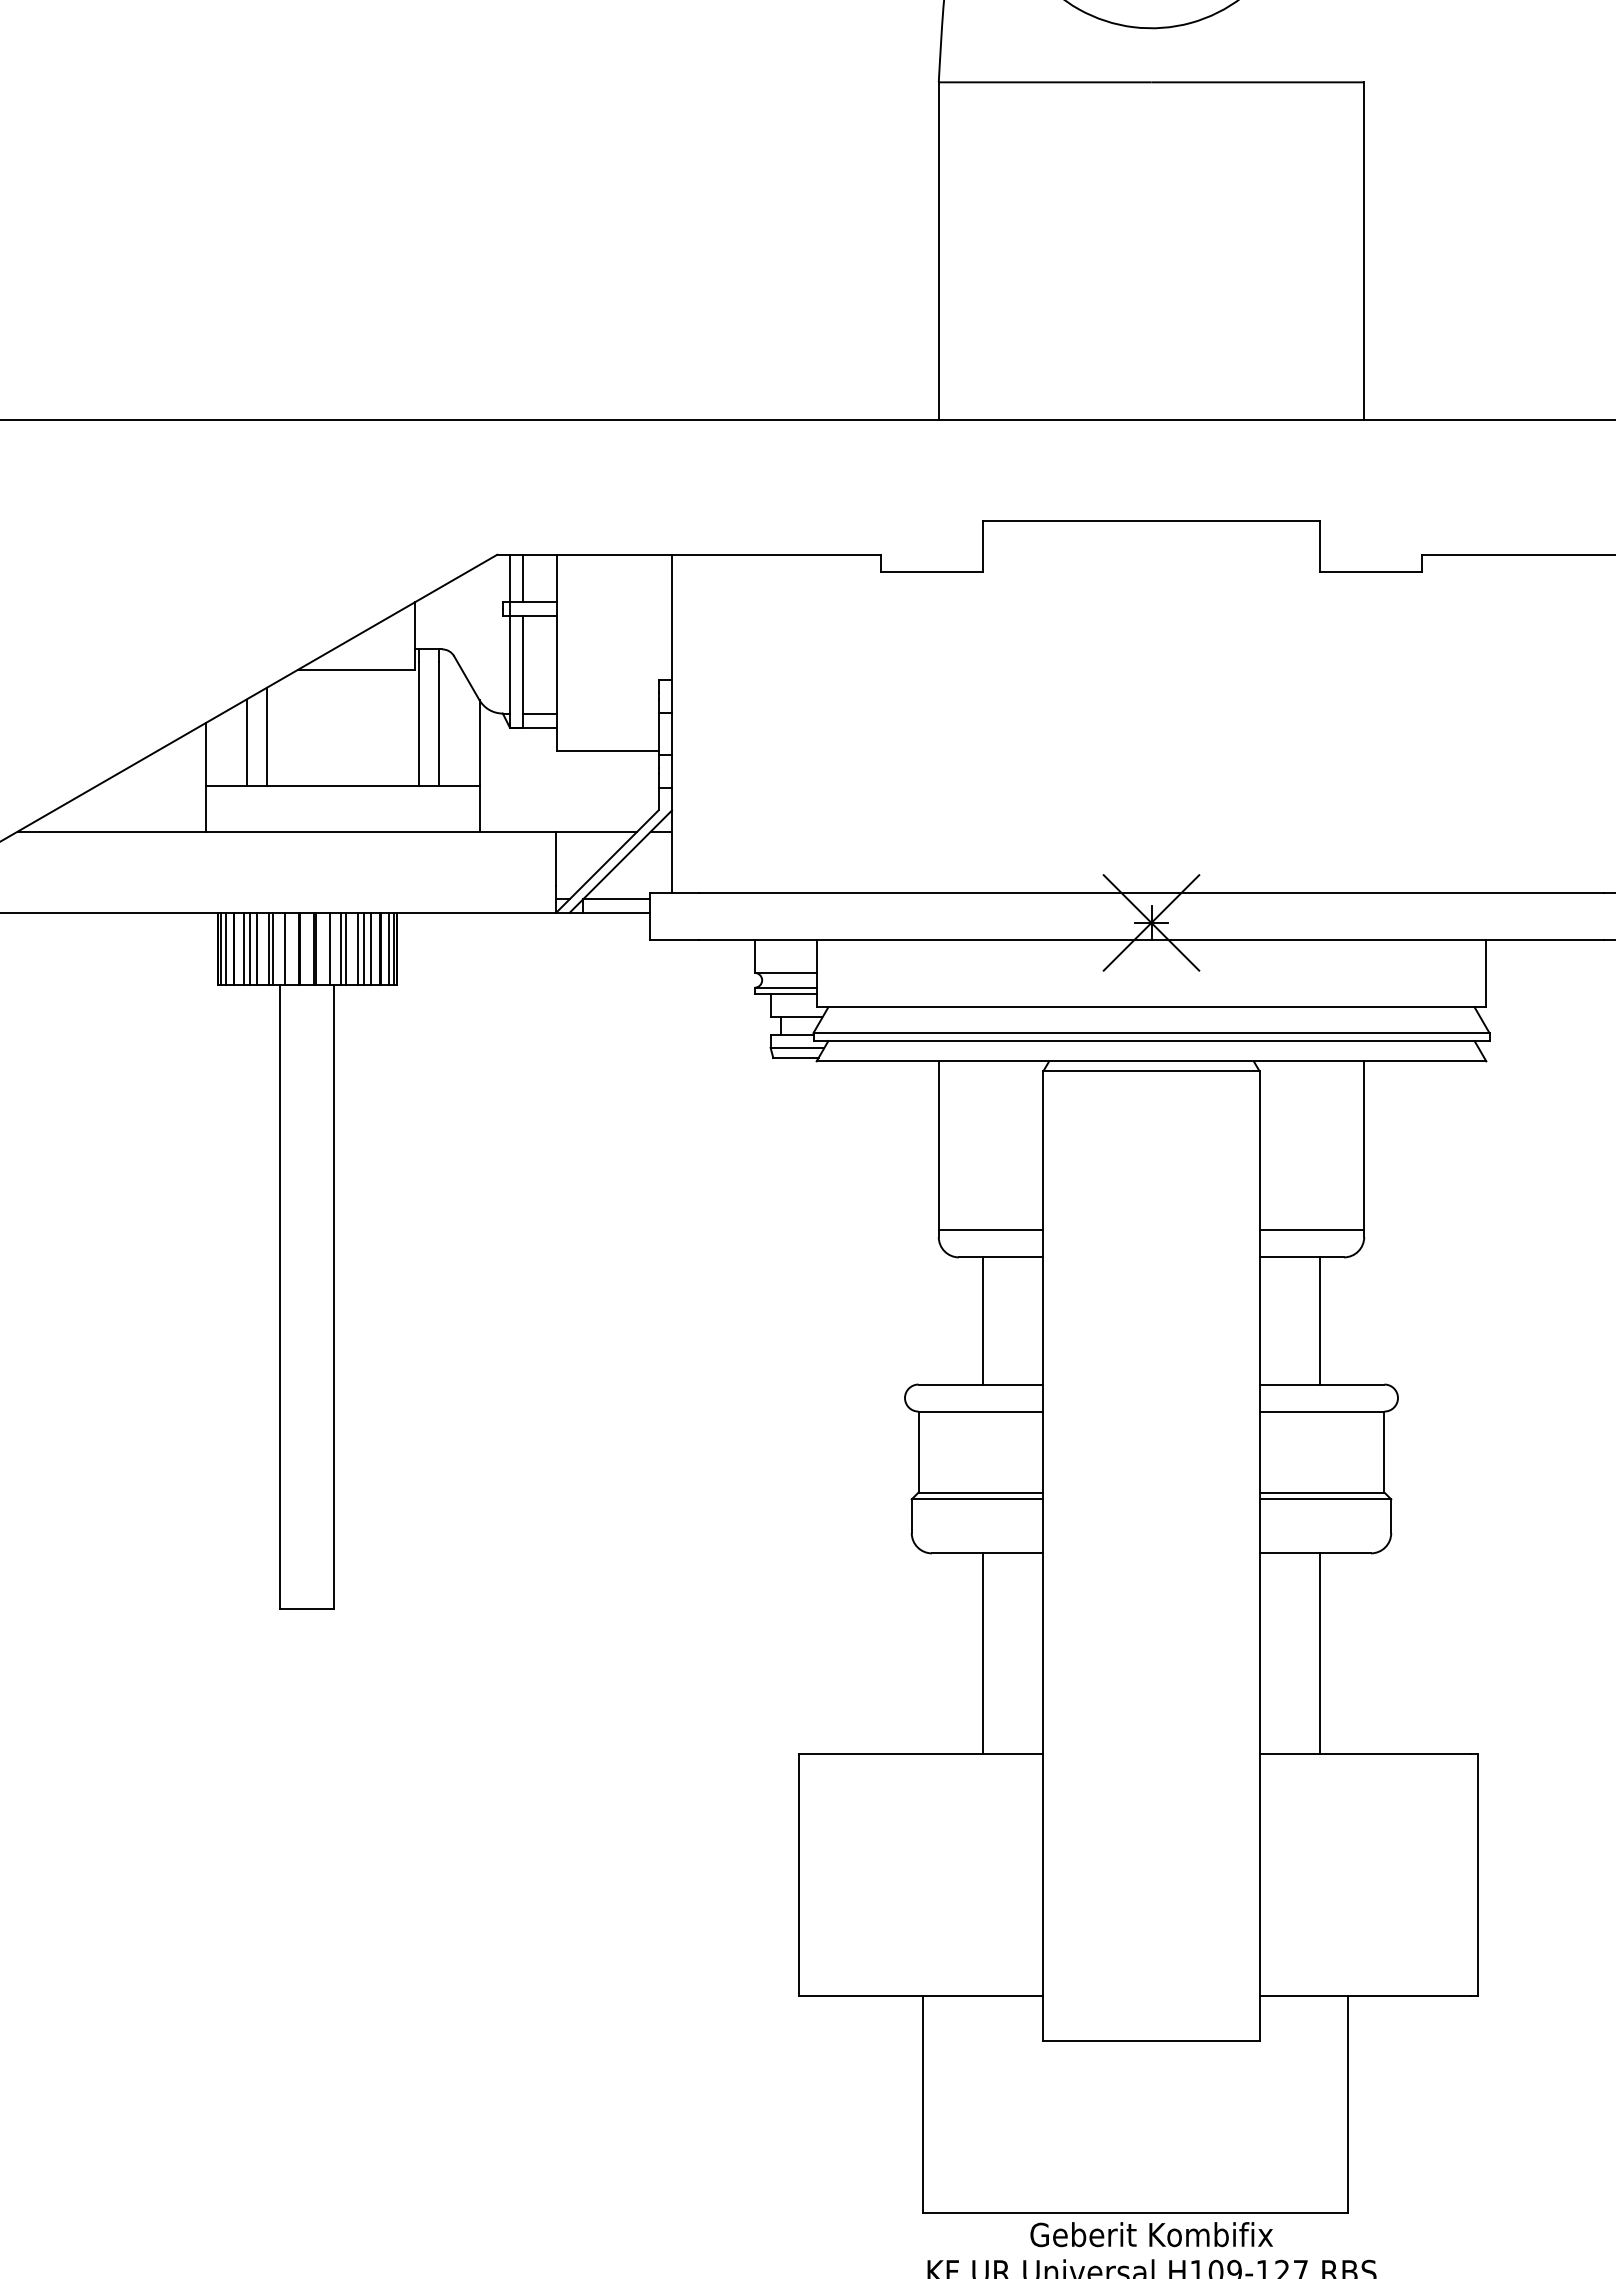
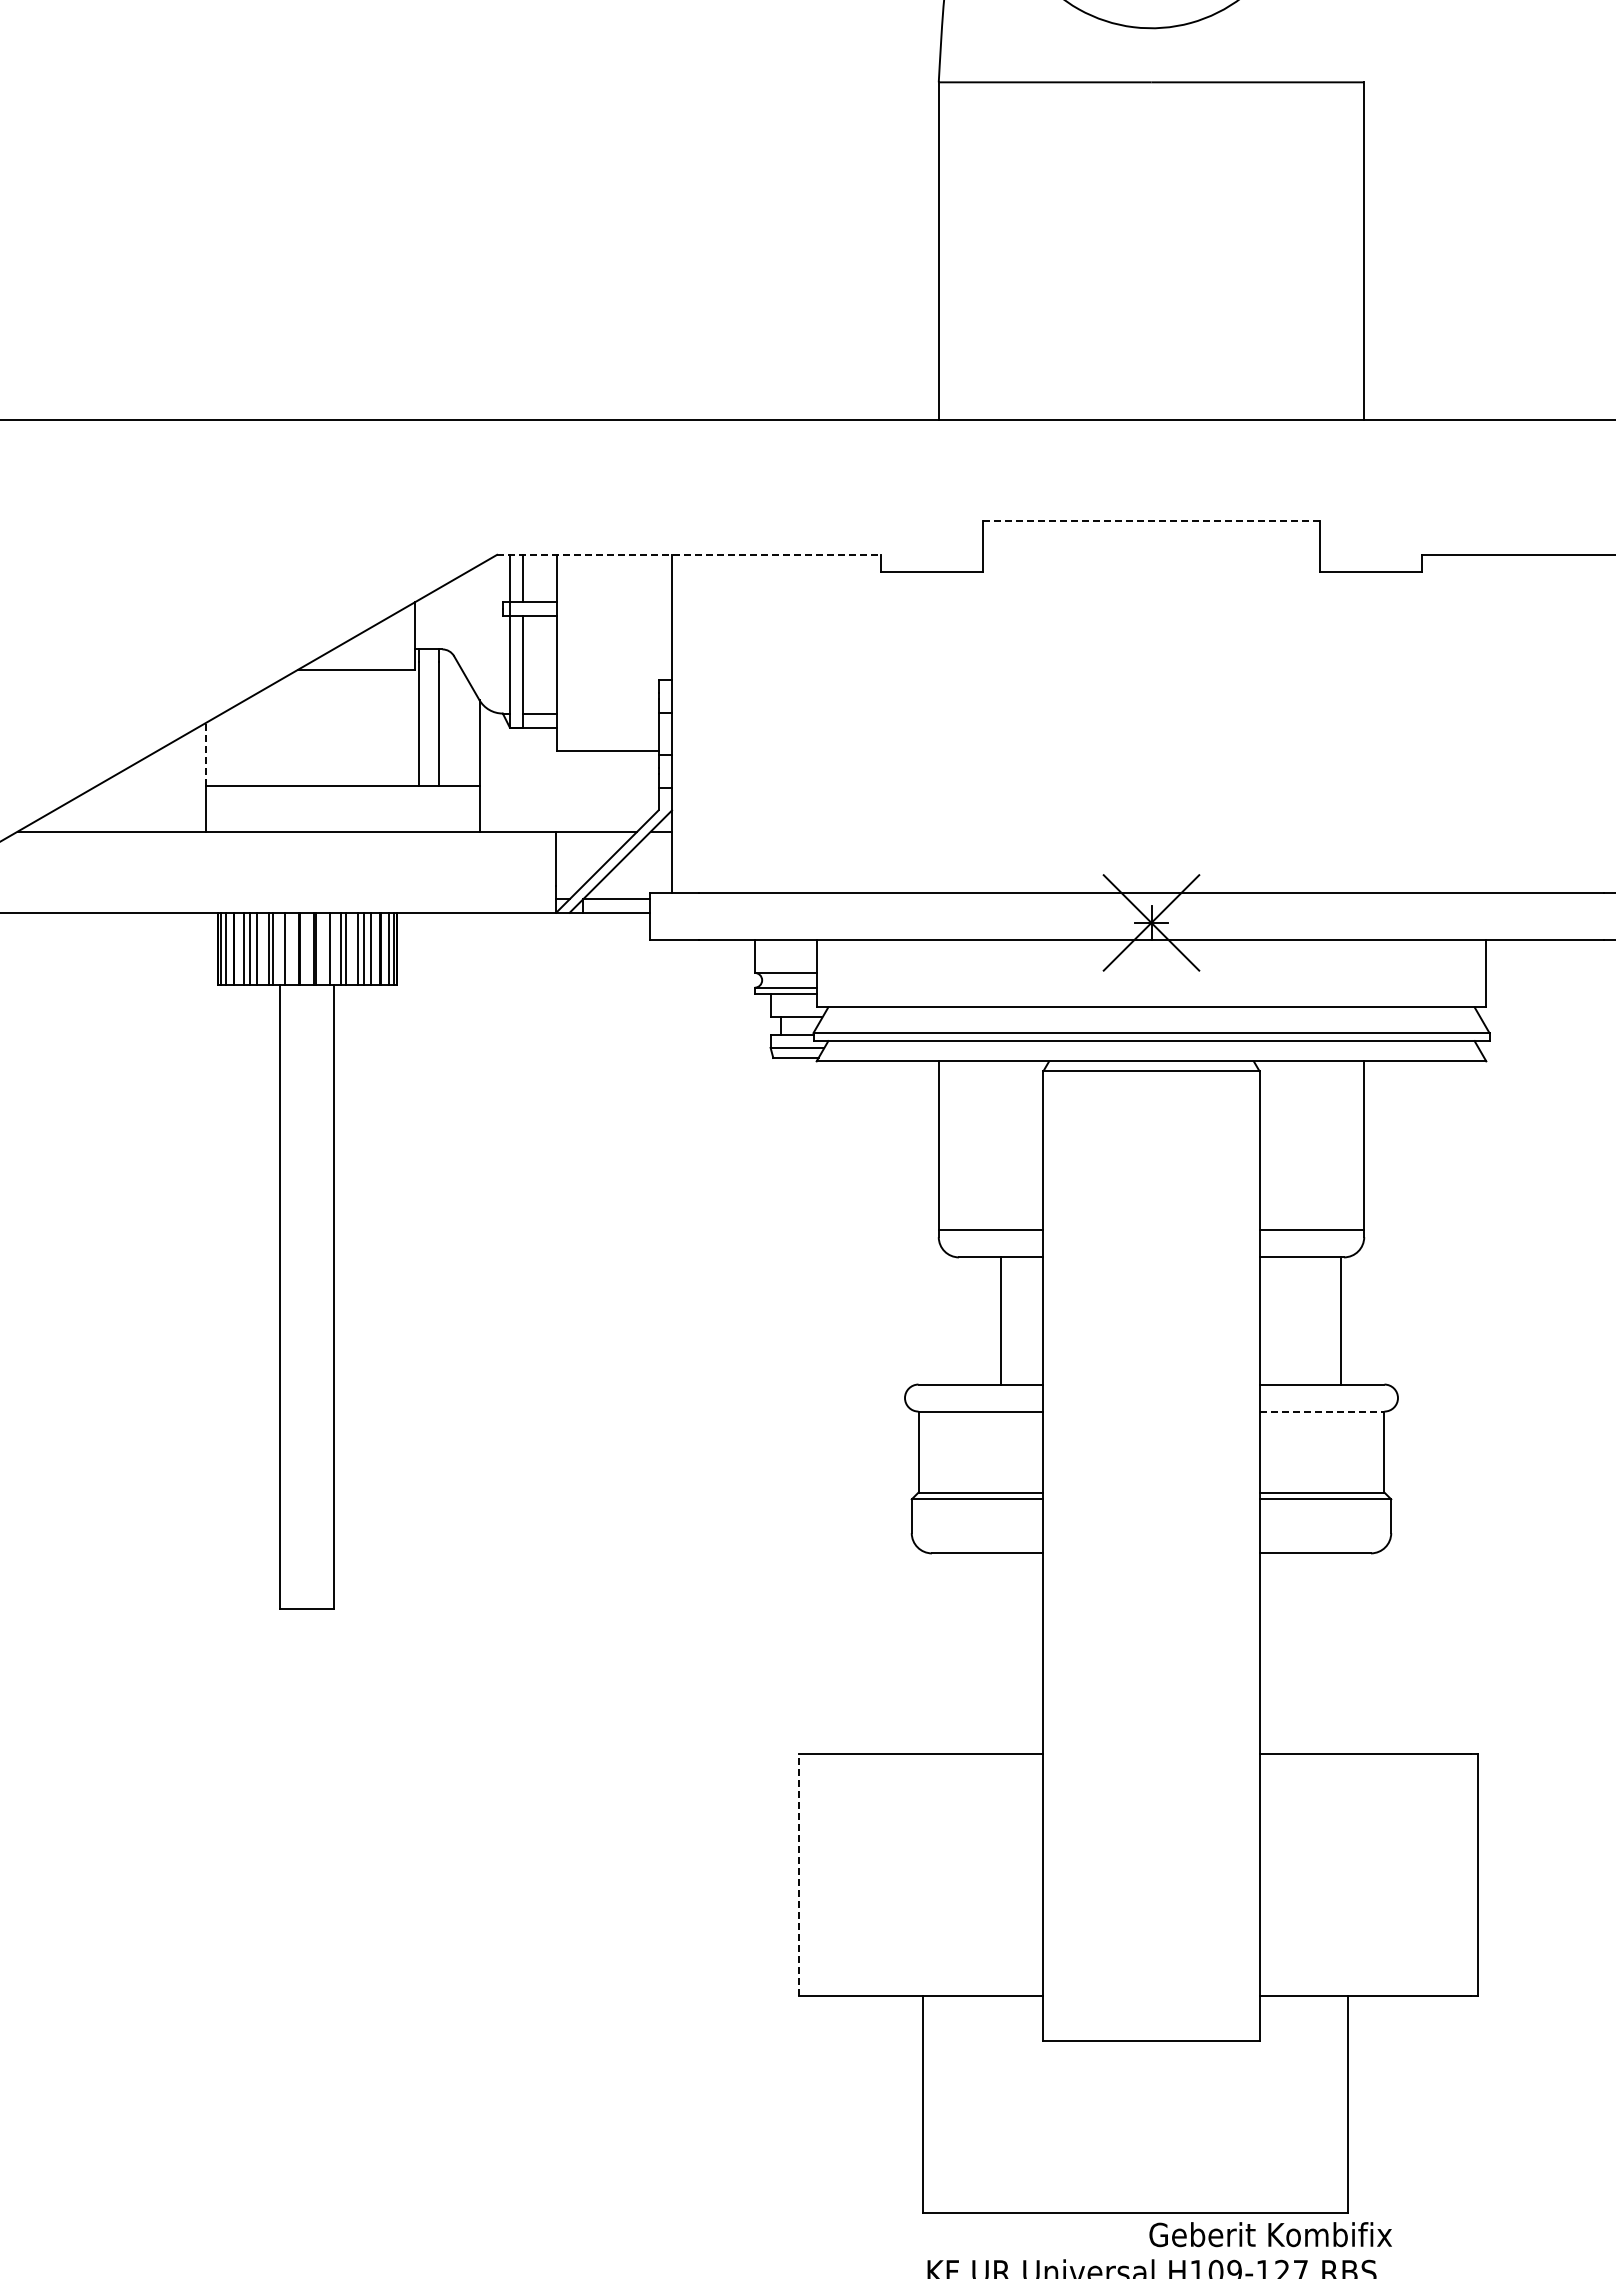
line: solid -> dashed (1151, 521)
line: solid -> dashed (689, 554)
line: present -> none (266, 736)
line: present -> none (246, 742)
line: solid -> dashed (206, 753)
line position: (982, 1320) -> (1000, 1320) (1000, 1320)
line position: (1320, 1320) -> (1341, 1320) (1341, 1320)
line: solid -> dashed (1322, 1411)
line: present -> none (982, 1653)
line: present -> none (1320, 1653)
line: solid -> dashed (799, 1874)
text position: (1151, 2234) -> (1270, 2234) (1270, 2234)
